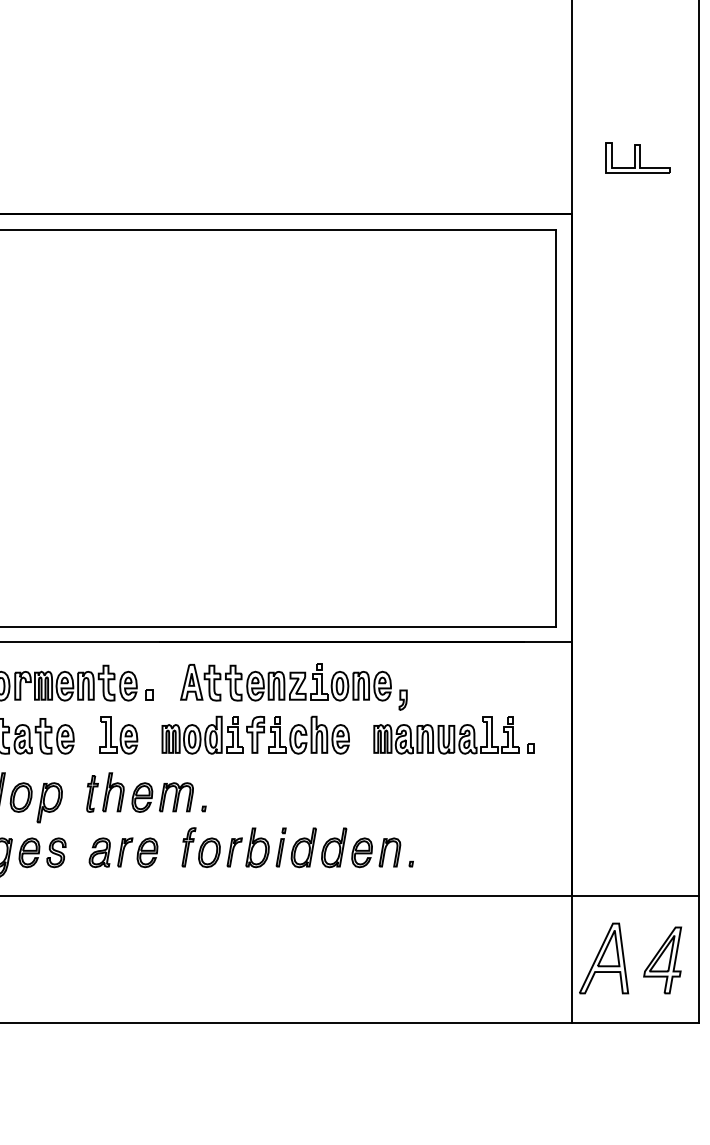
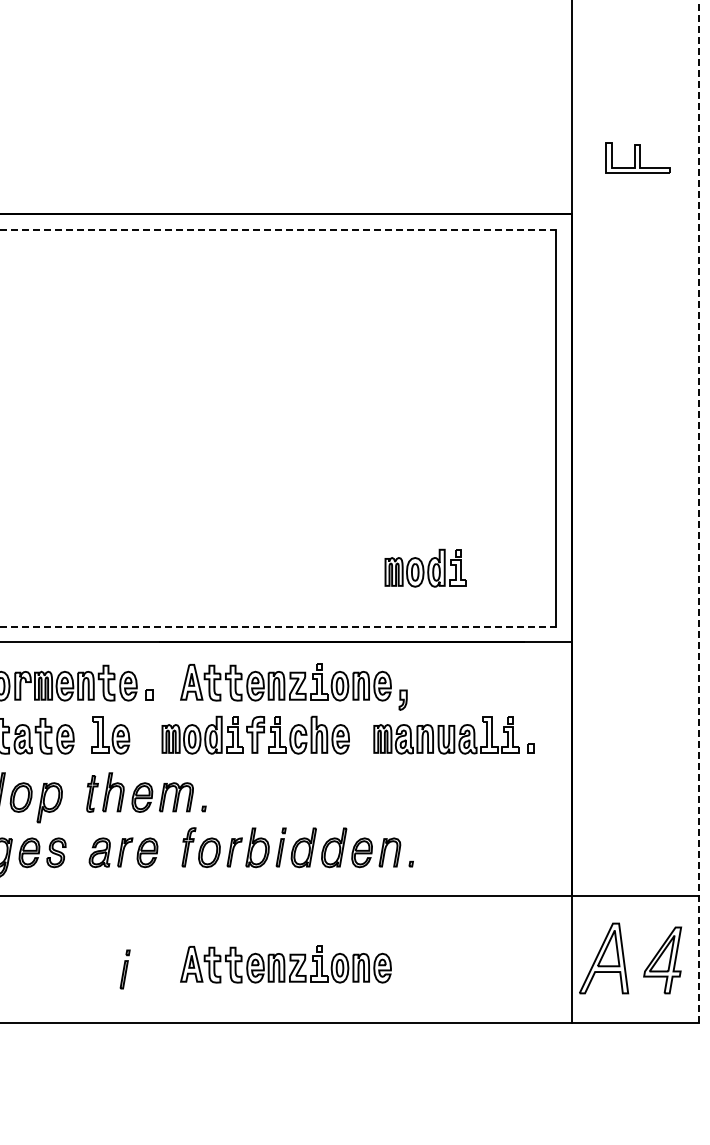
line: solid -> dashed (278, 230)
line: solid -> dashed (698, 510)
part: none -> present (425, 567)
line: solid -> dashed (278, 626)
part position: (118, 735) -> (110, 735) (110, 735)
part: none -> present (285, 964)
part: none -> present (124, 969)
